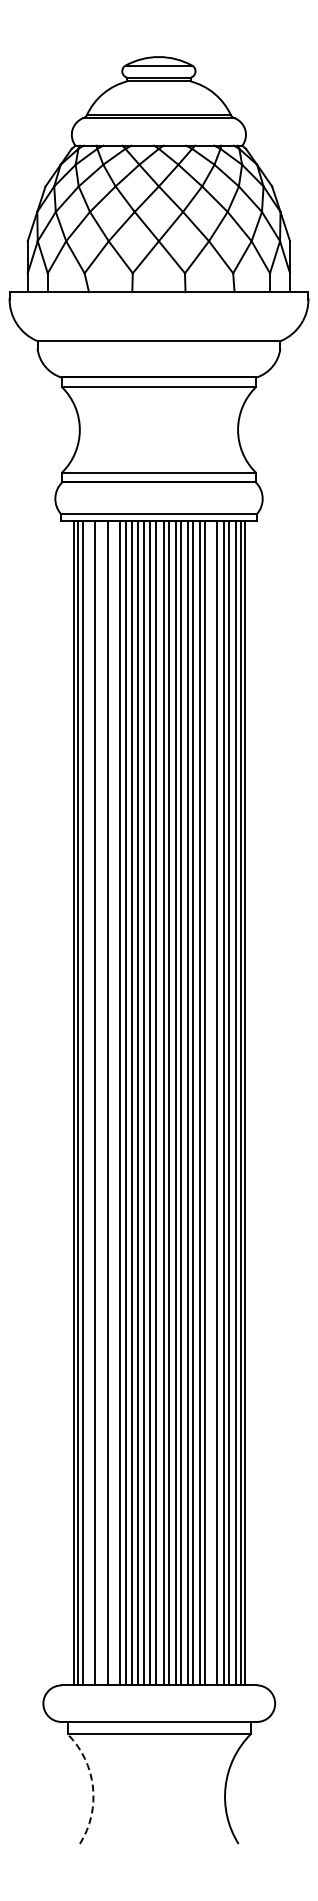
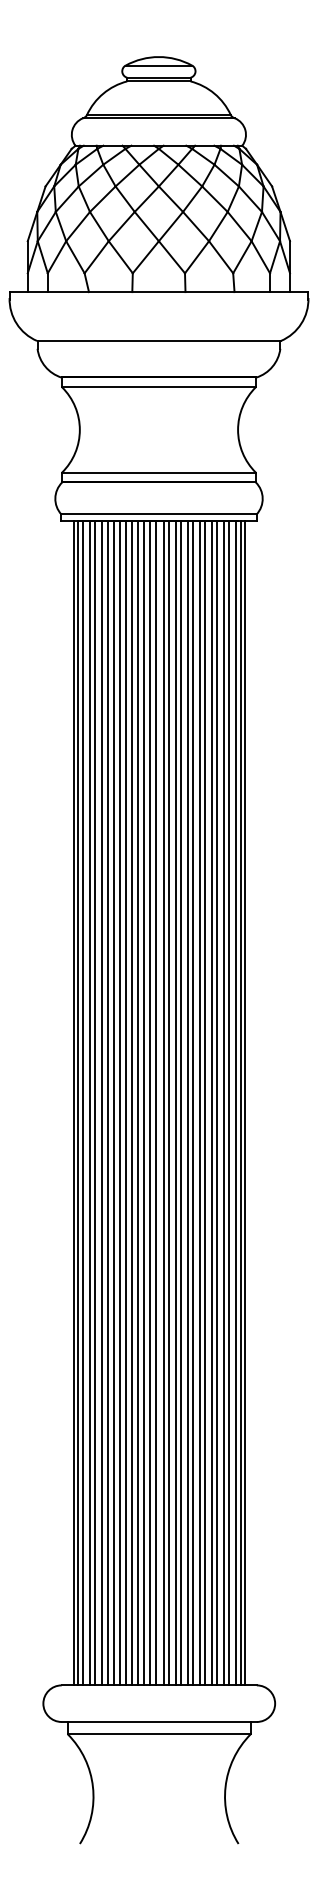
line: none -> present (90, 1102)
line: none -> present (102, 1102)
line: none -> present (114, 1102)
line: none -> present (211, 1102)
arc: dashed -> solid (92, 1786)
